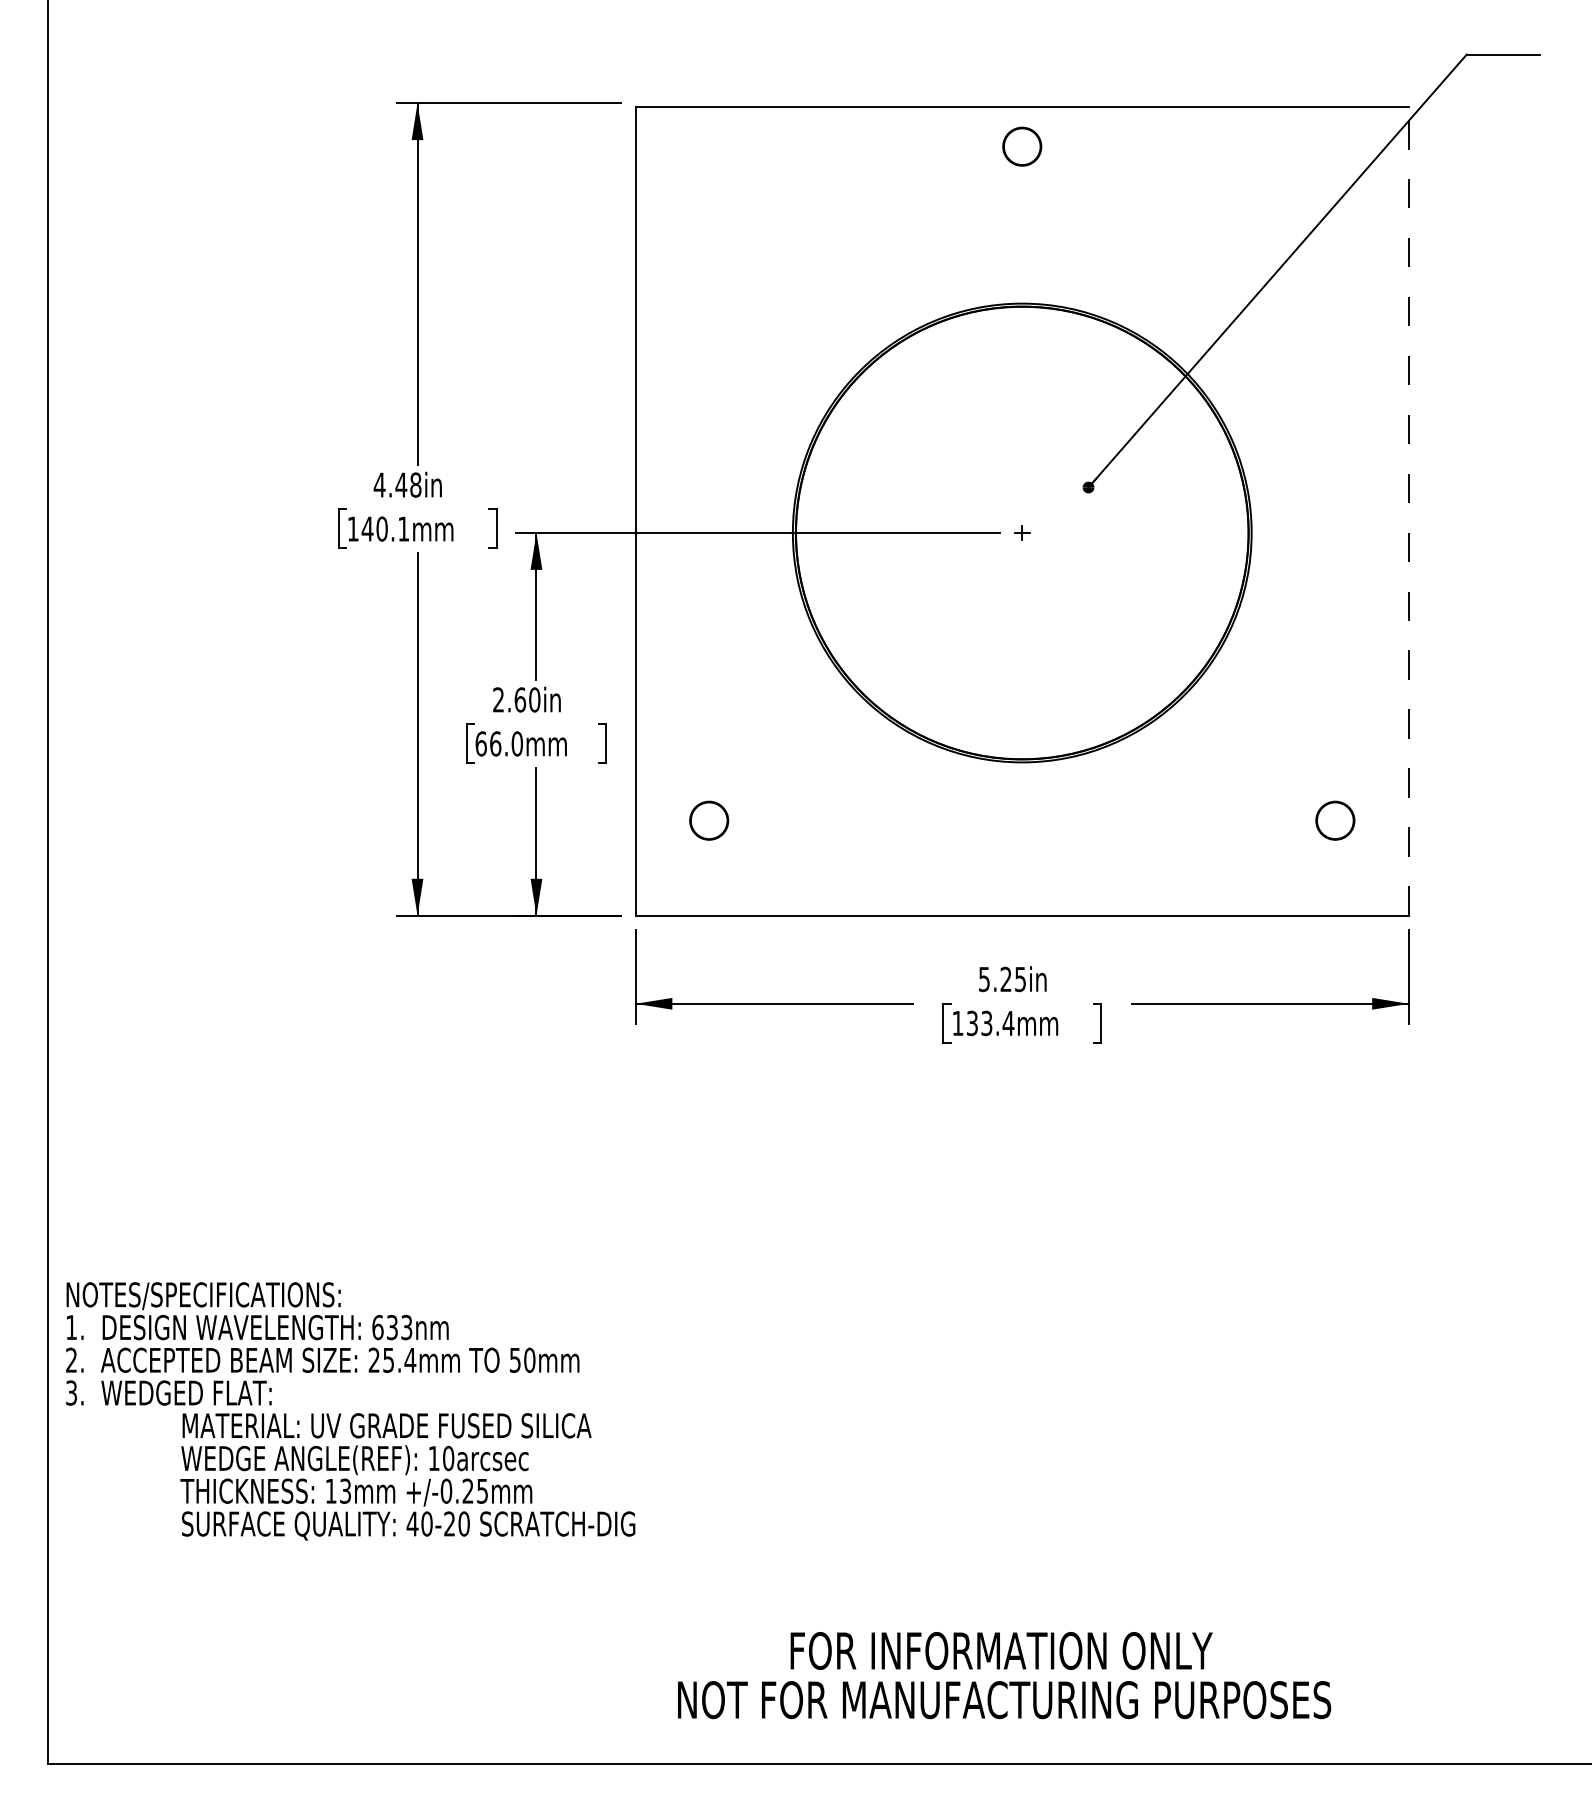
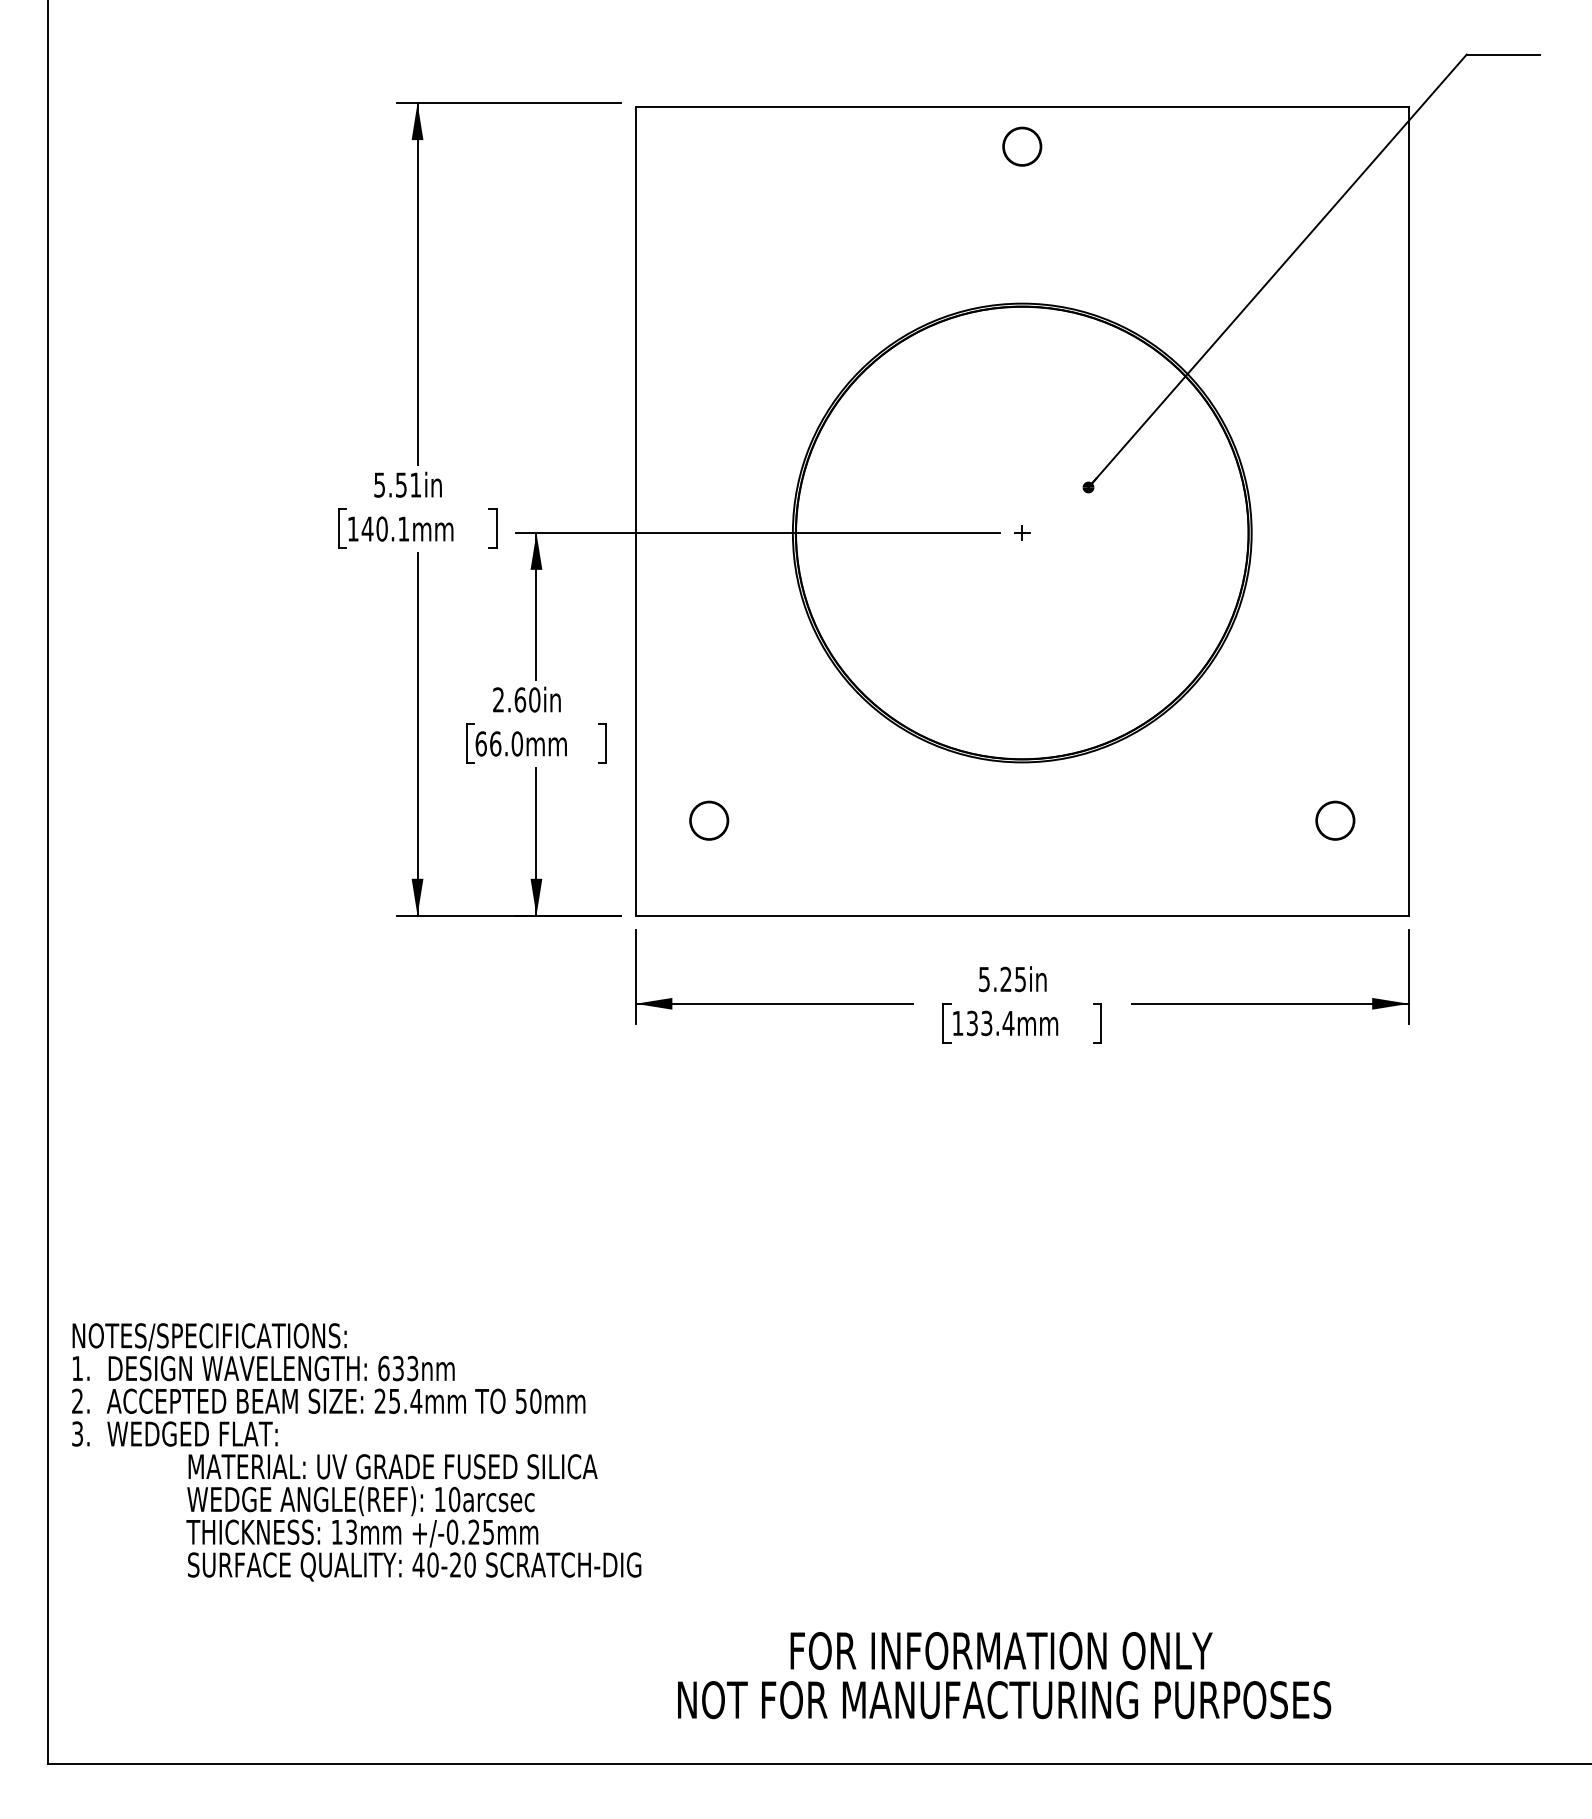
text: 4.48in -> 5.51in (397, 484)
line: dashed -> solid (1409, 510)
text position: (350, 1411) -> (356, 1452) (356, 1452)
